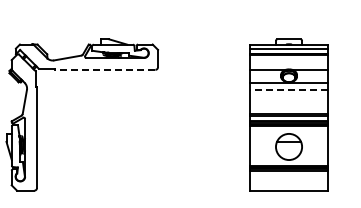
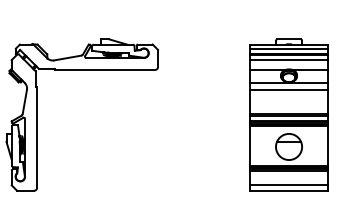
line: none -> present (289, 60)
line: dashed -> solid (104, 69)
line: dashed -> solid (288, 89)
line: none -> present (289, 185)
